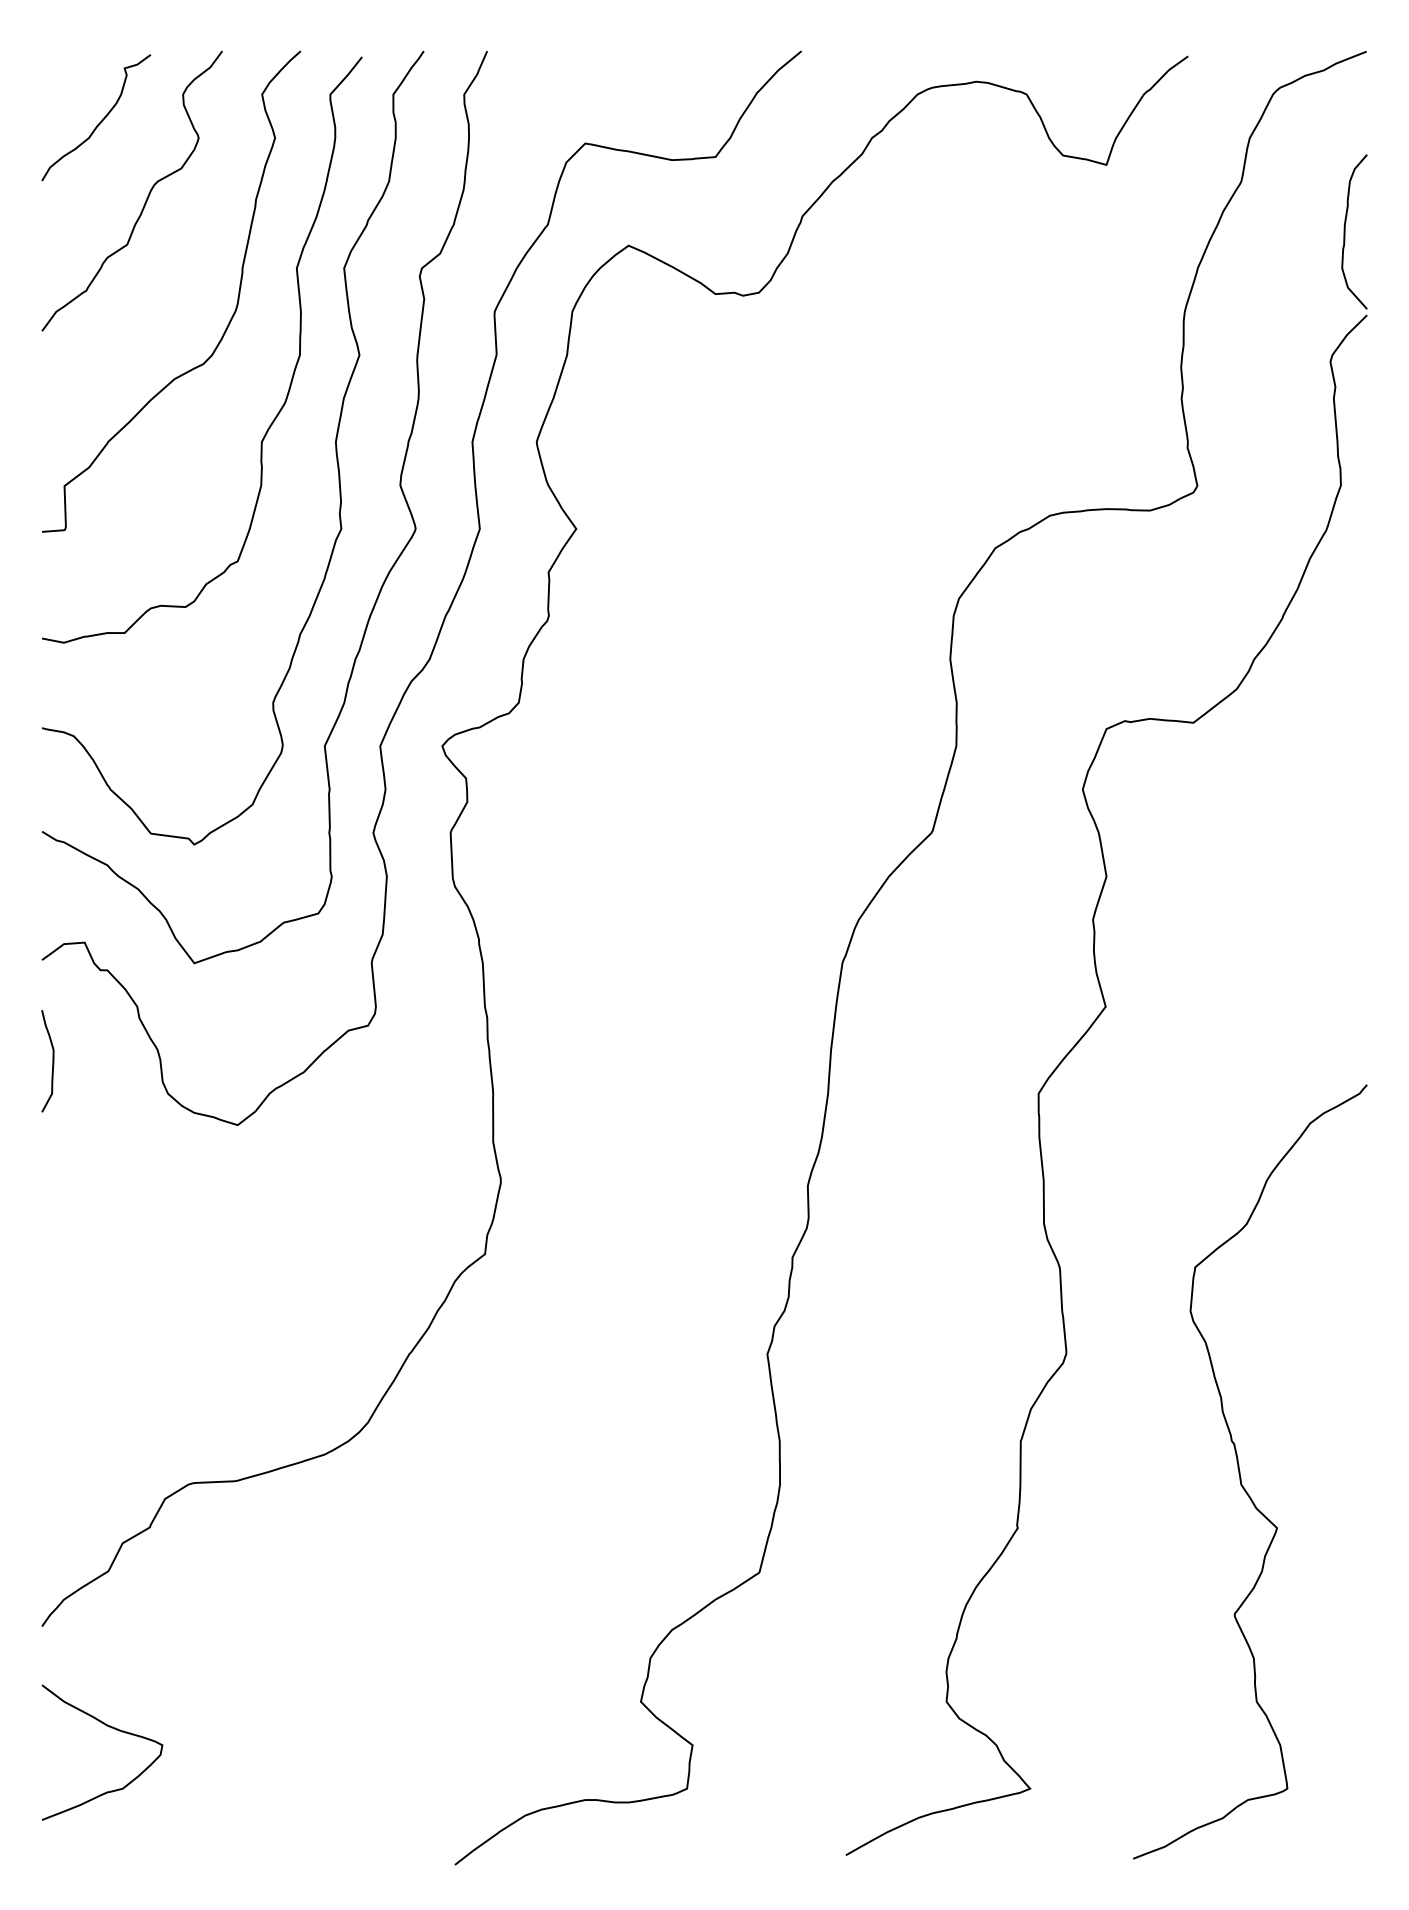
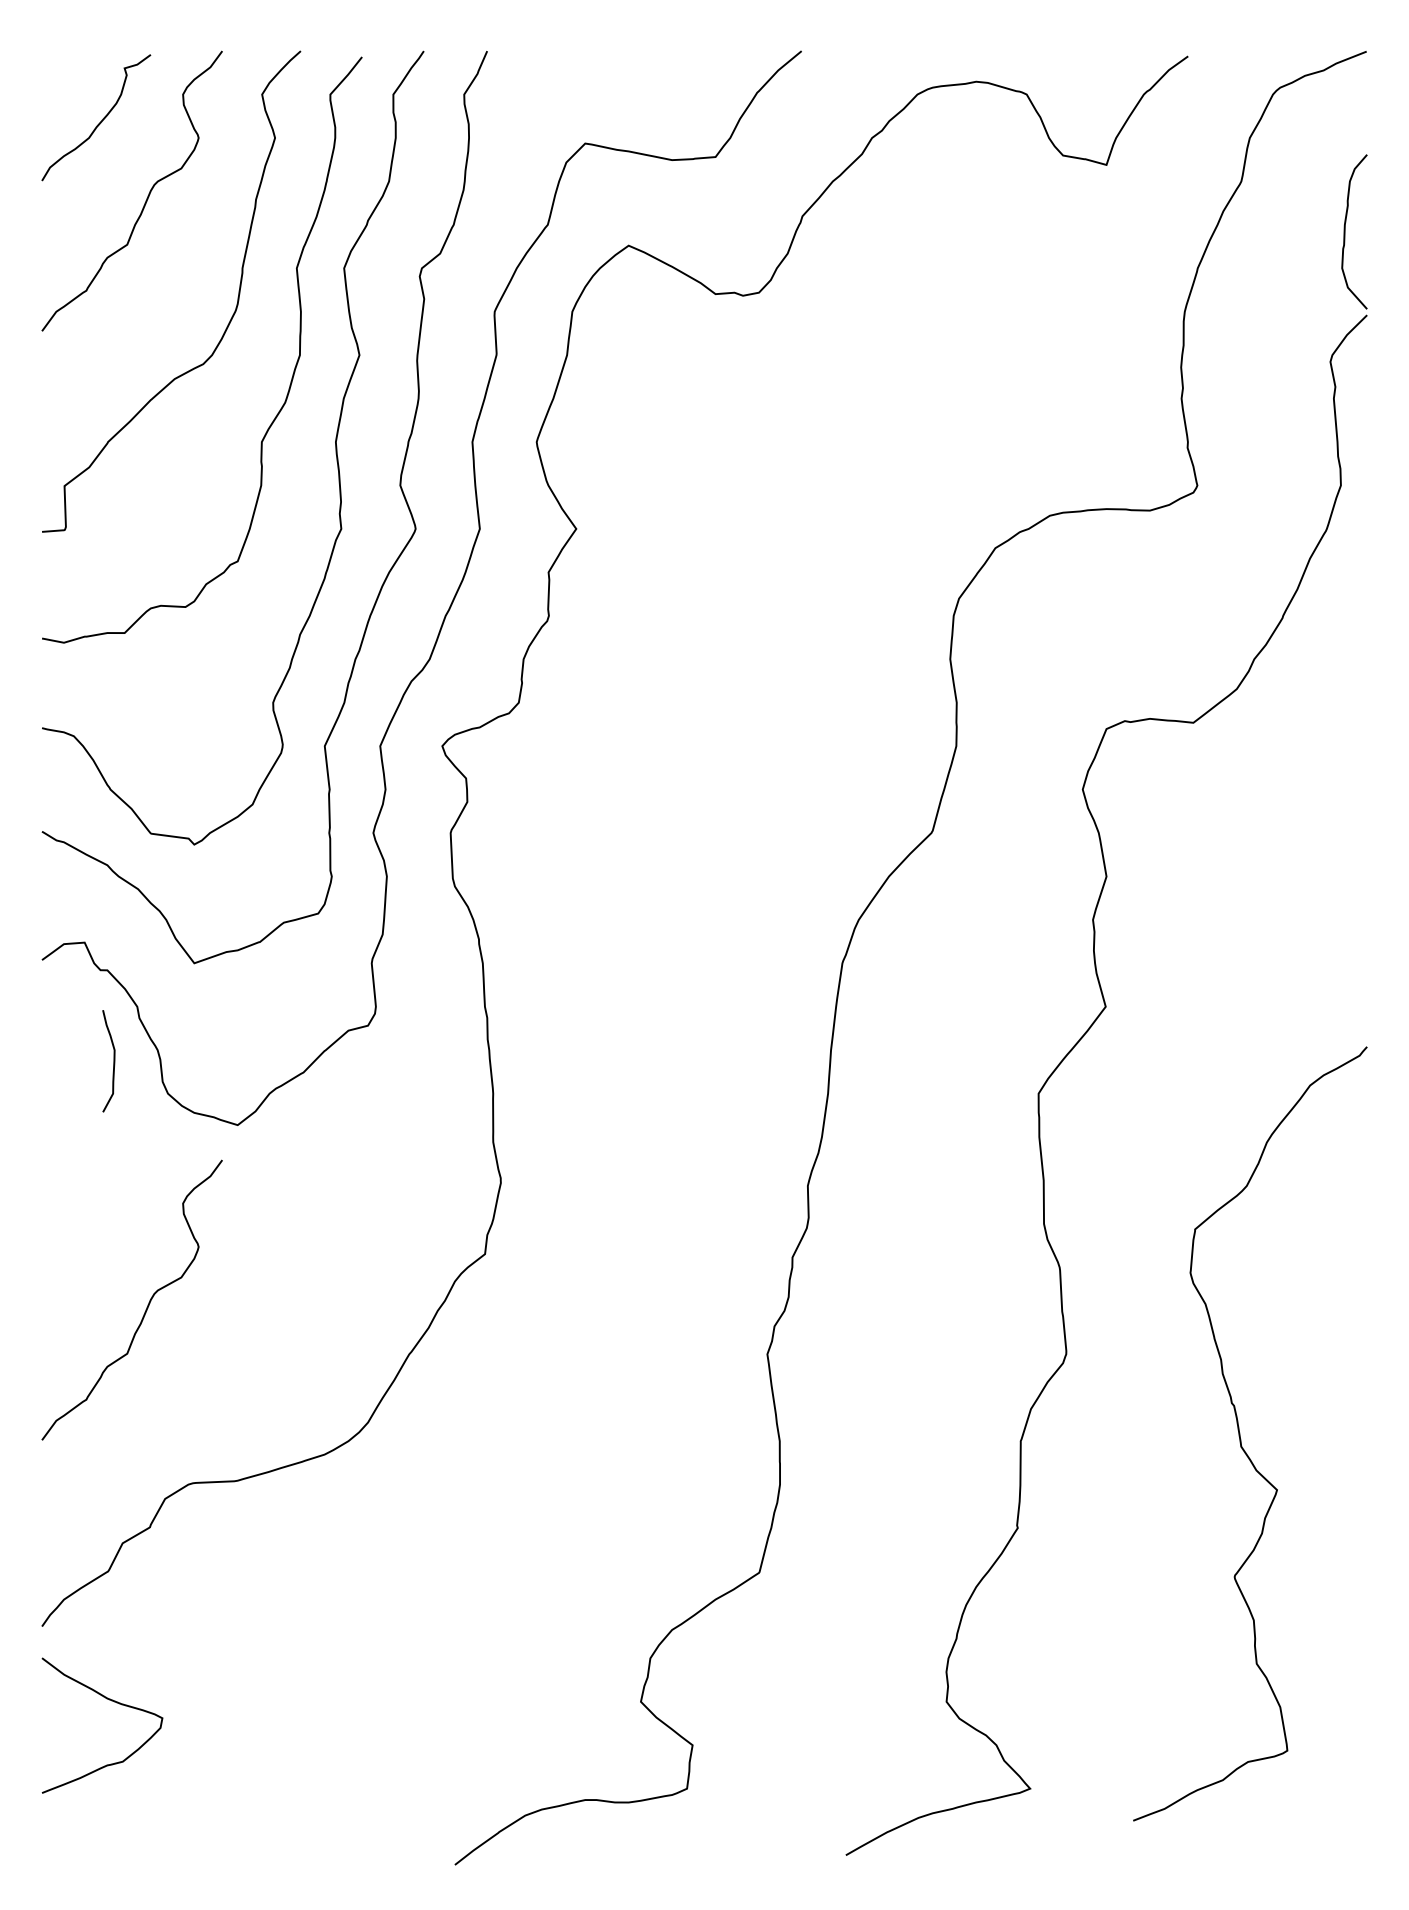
curve position: (52, 1061) -> (113, 1061) (113, 1061)
curve: none -> present (147, 1304)
curve position: (1240, 1471) -> (1240, 1433) (1240, 1433)
curve position: (111, 1728) -> (111, 1701) (111, 1701)
